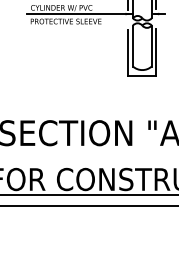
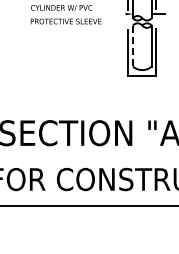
line: present -> none (79, 14)
line: solid -> dashed (132, 46)
line: present -> none (88, 195)
